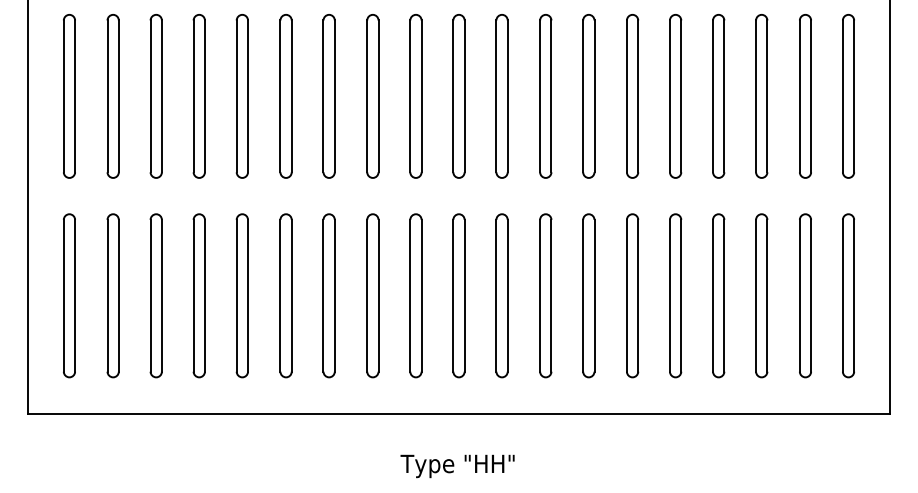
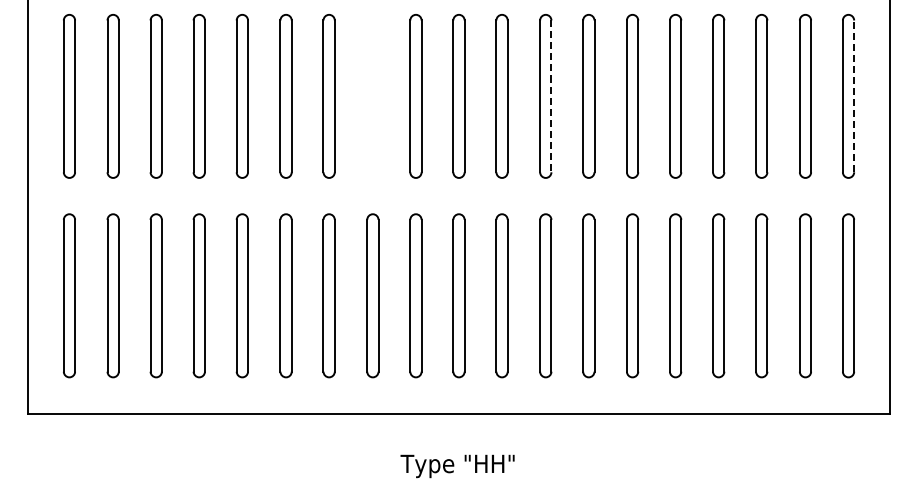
part: present -> none (372, 96)
line: solid -> dashed (551, 96)
line: solid -> dashed (854, 96)
